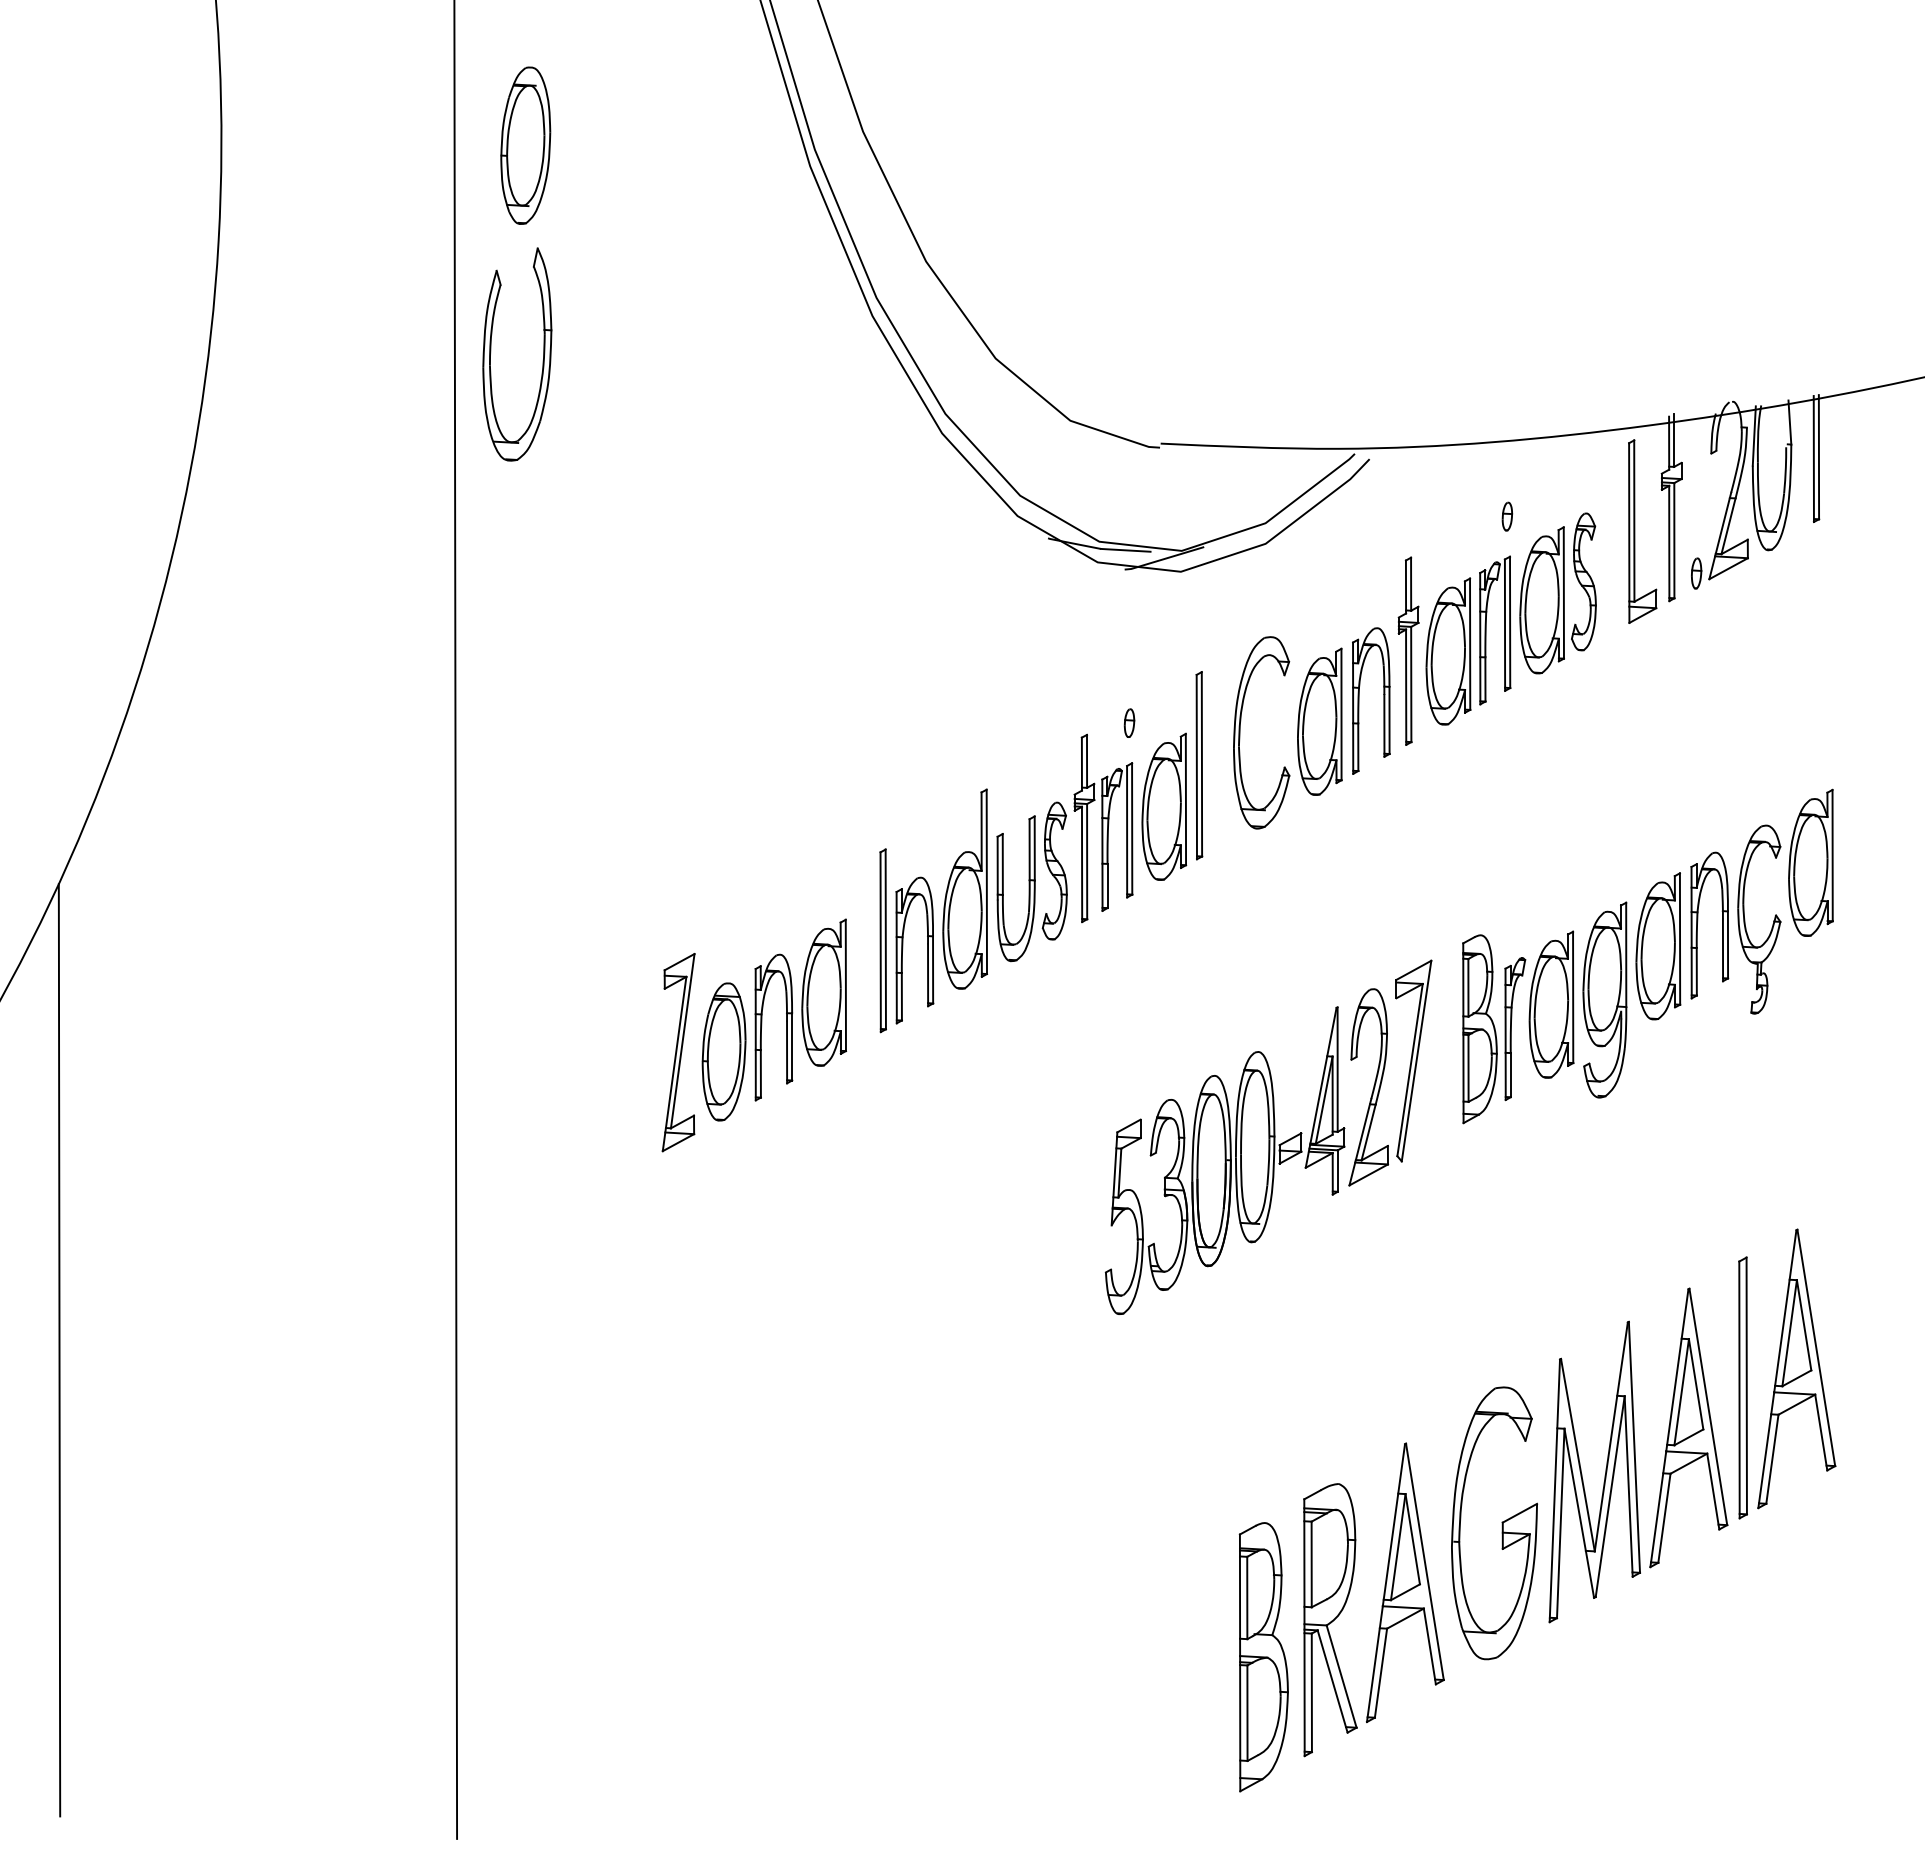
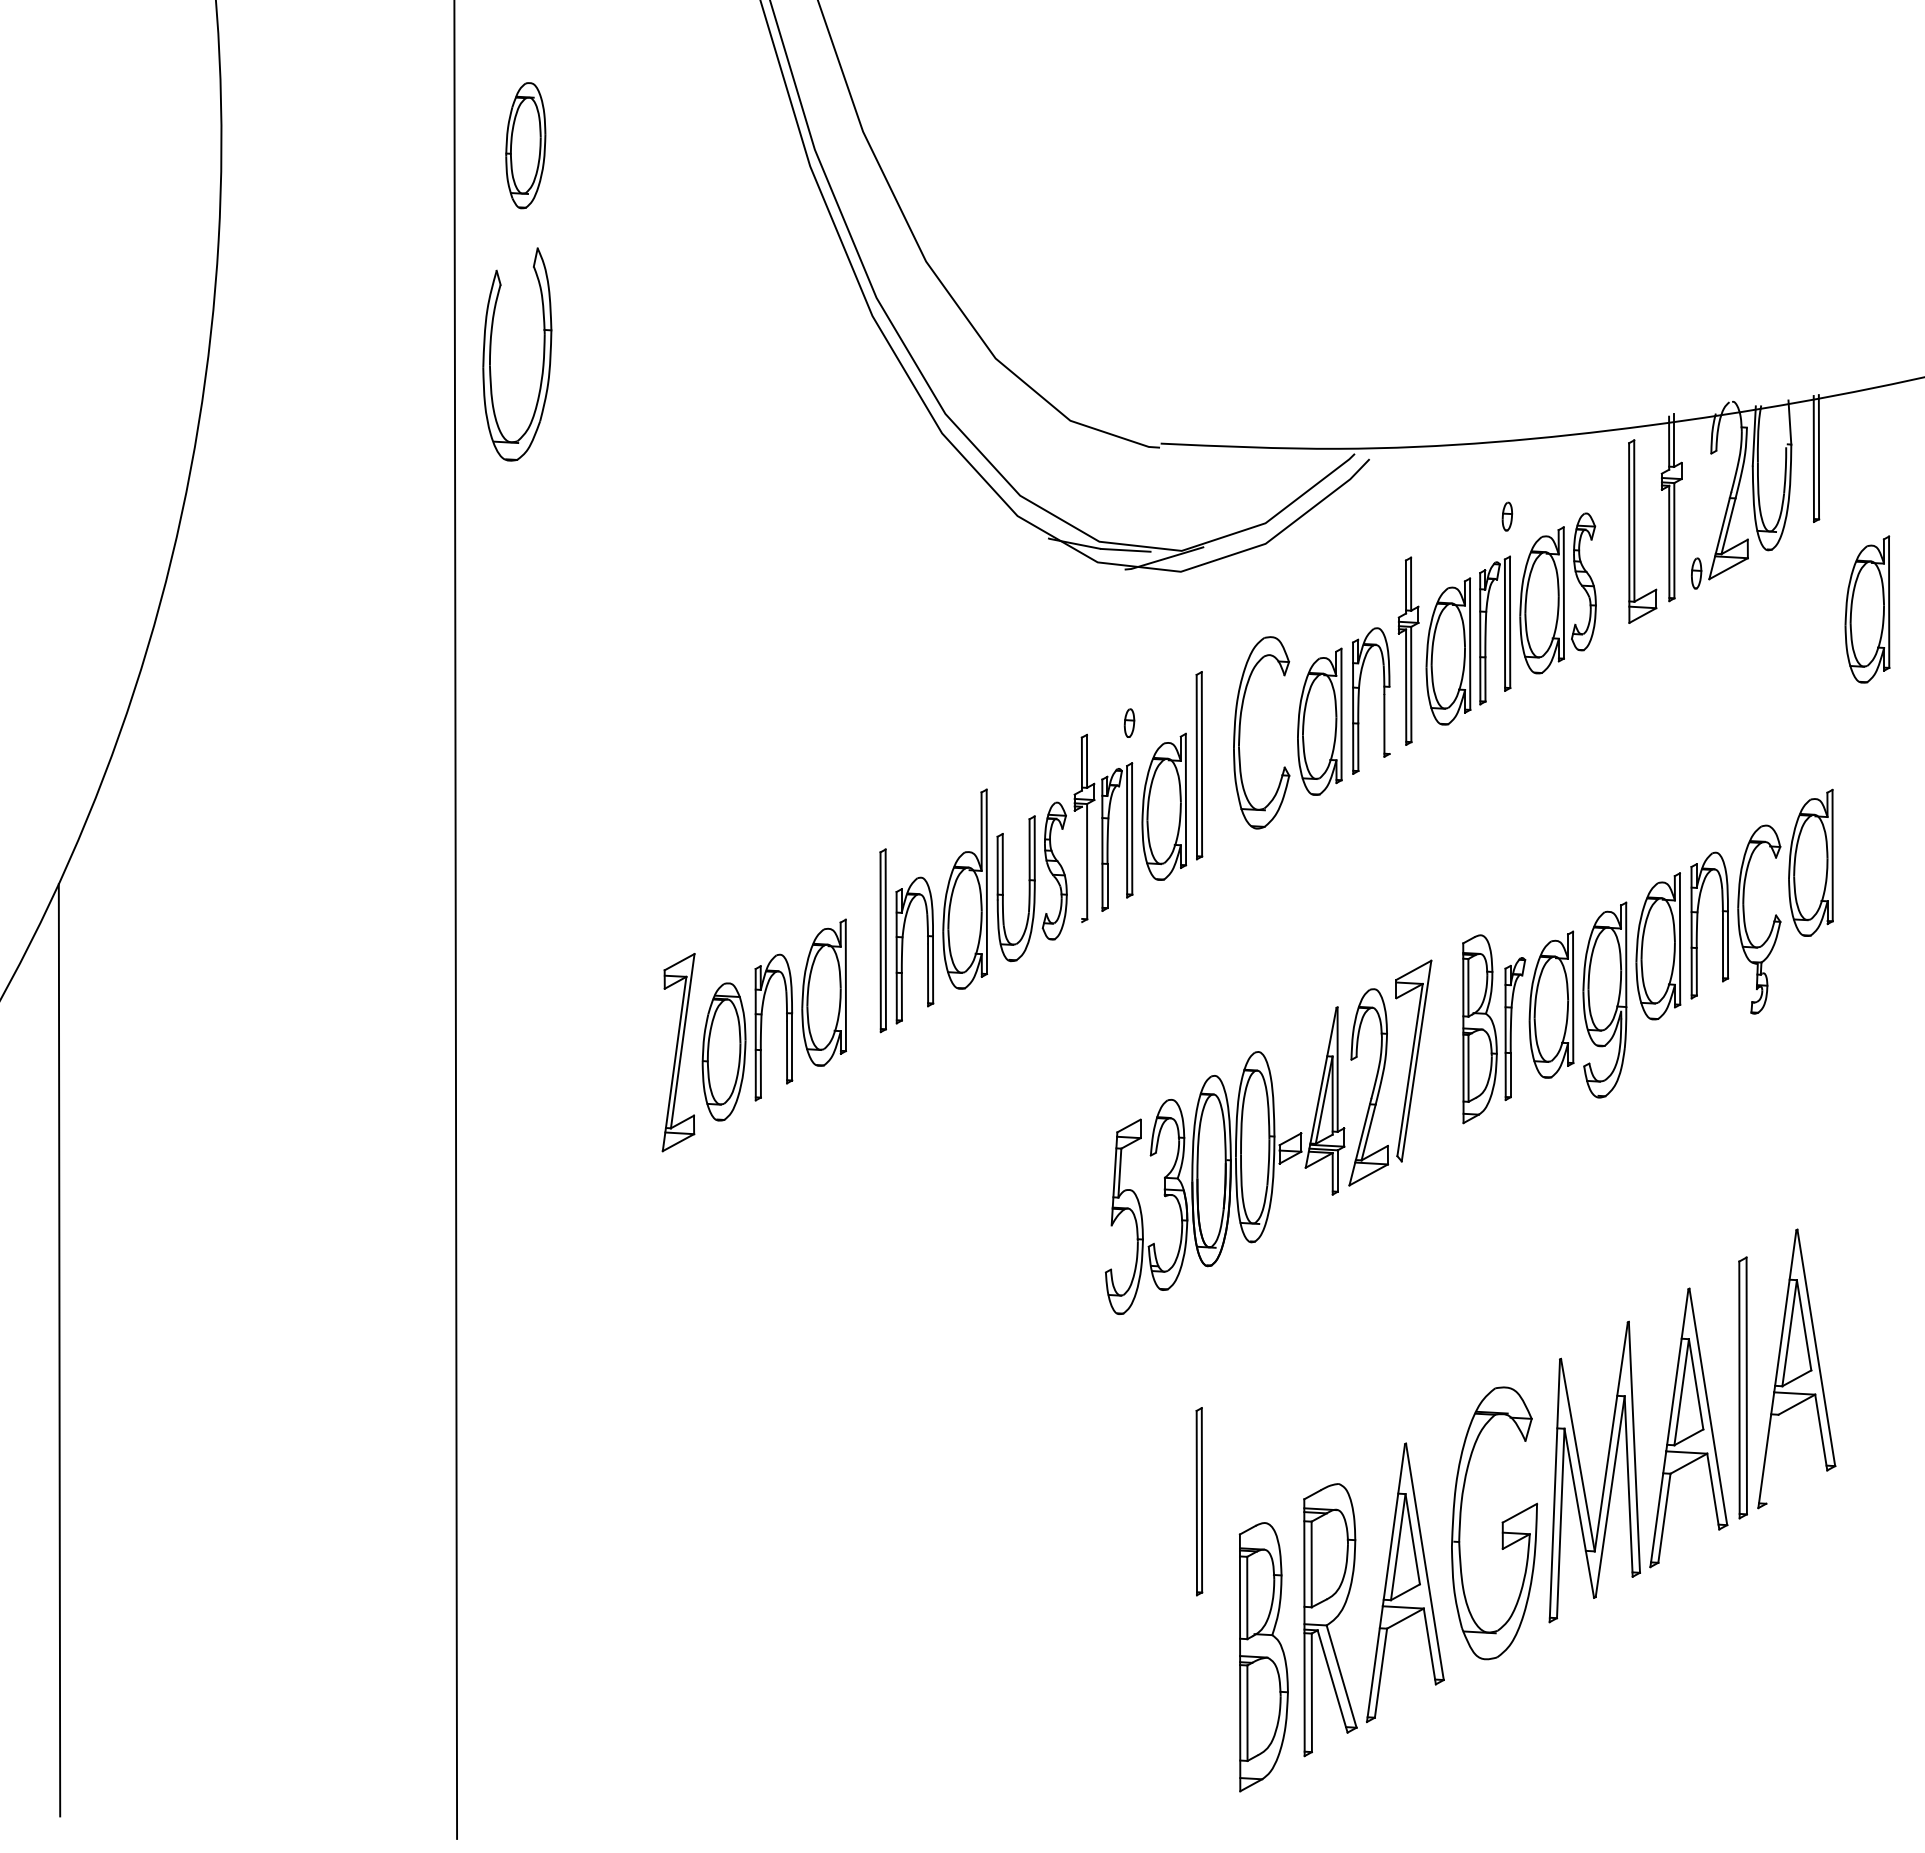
part size: 52x159 px -> 42x128 px (525, 145)
part: none -> present (1867, 609)
line: present -> none (1389, 720)
line: present -> none (1081, 864)
line: present -> none (1772, 1458)
part: none -> present (1199, 1501)
